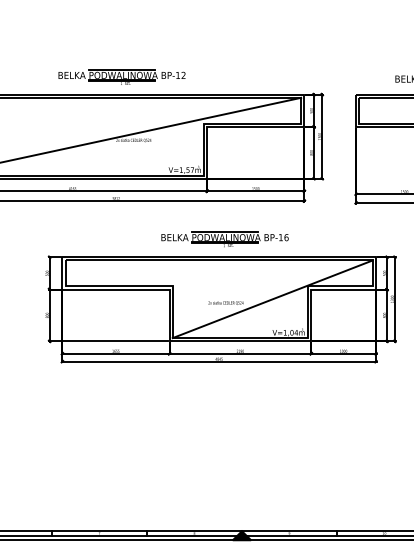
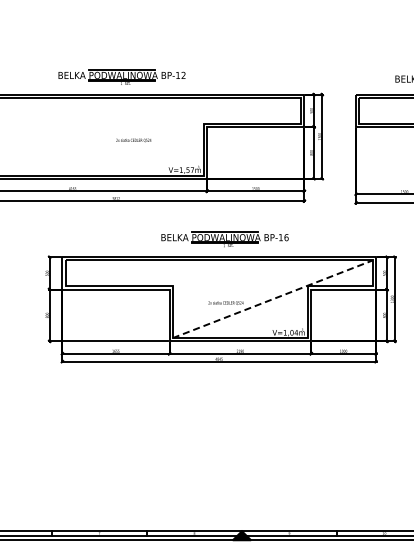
line: present -> none (151, 129)
line: solid -> dashed (273, 299)
